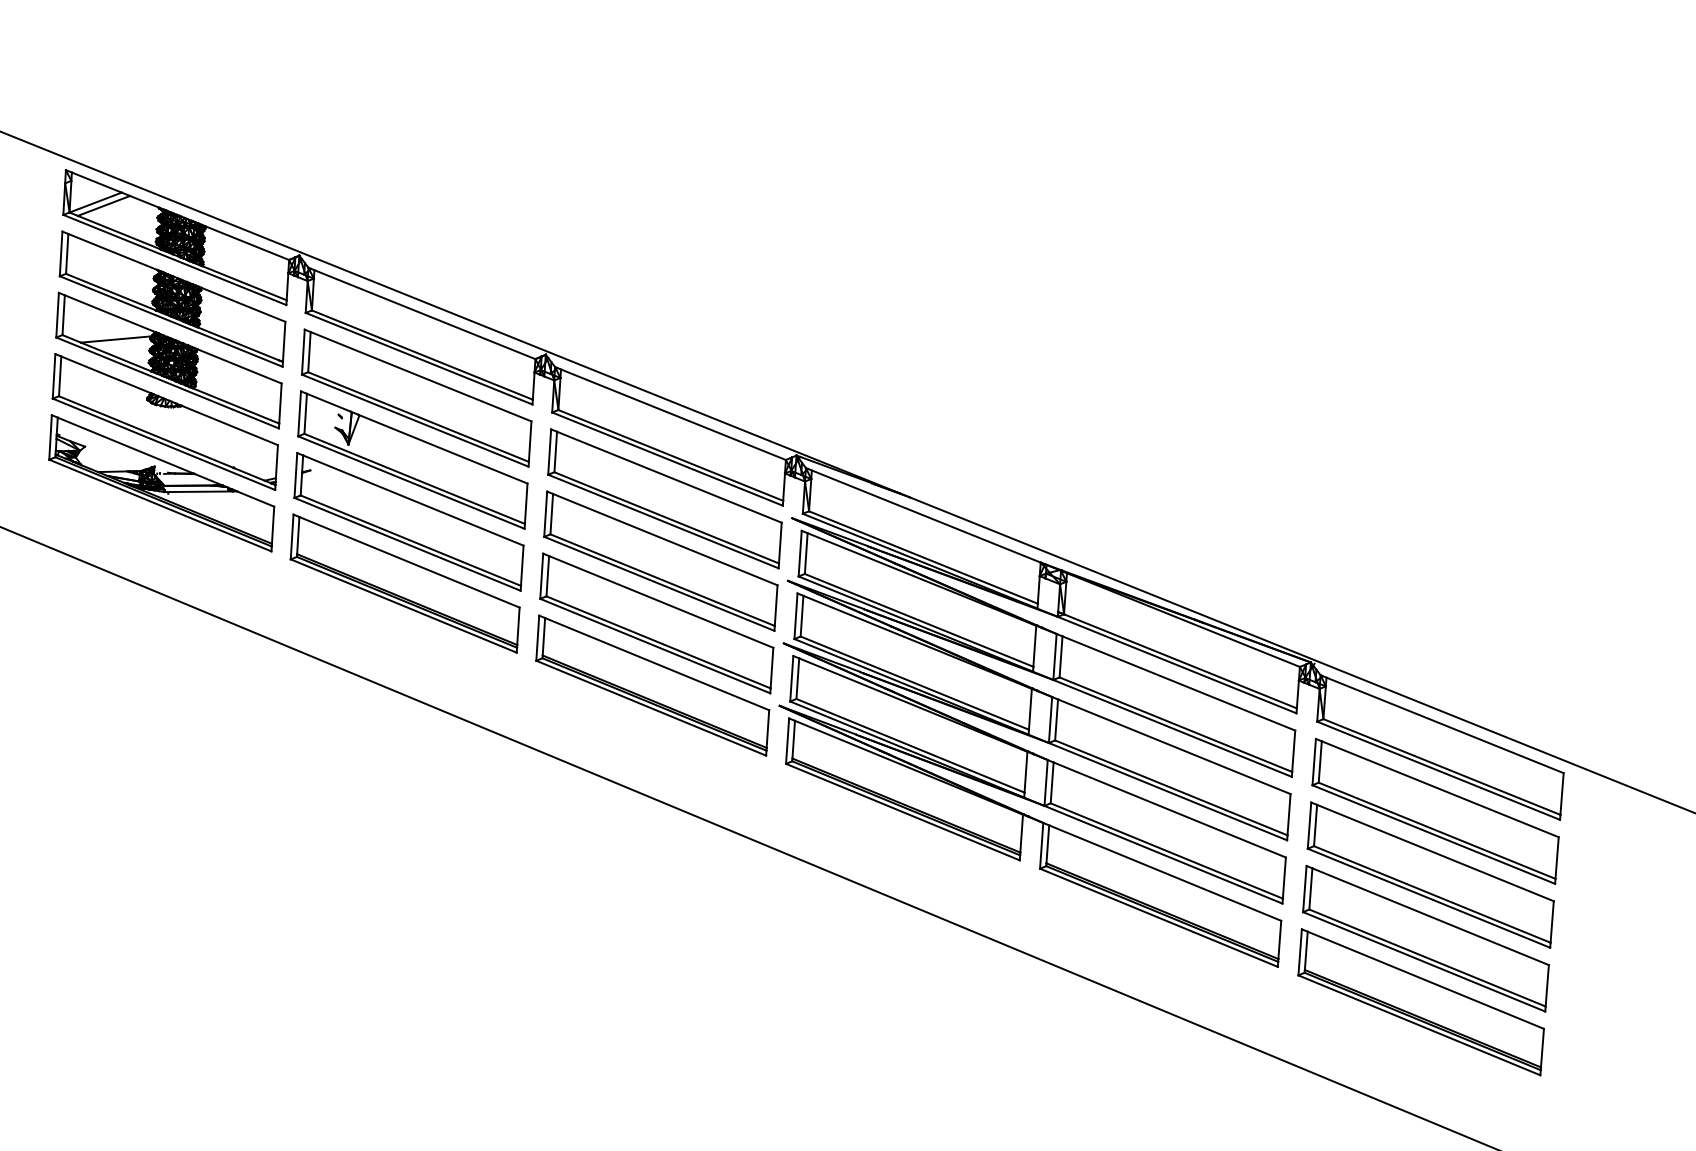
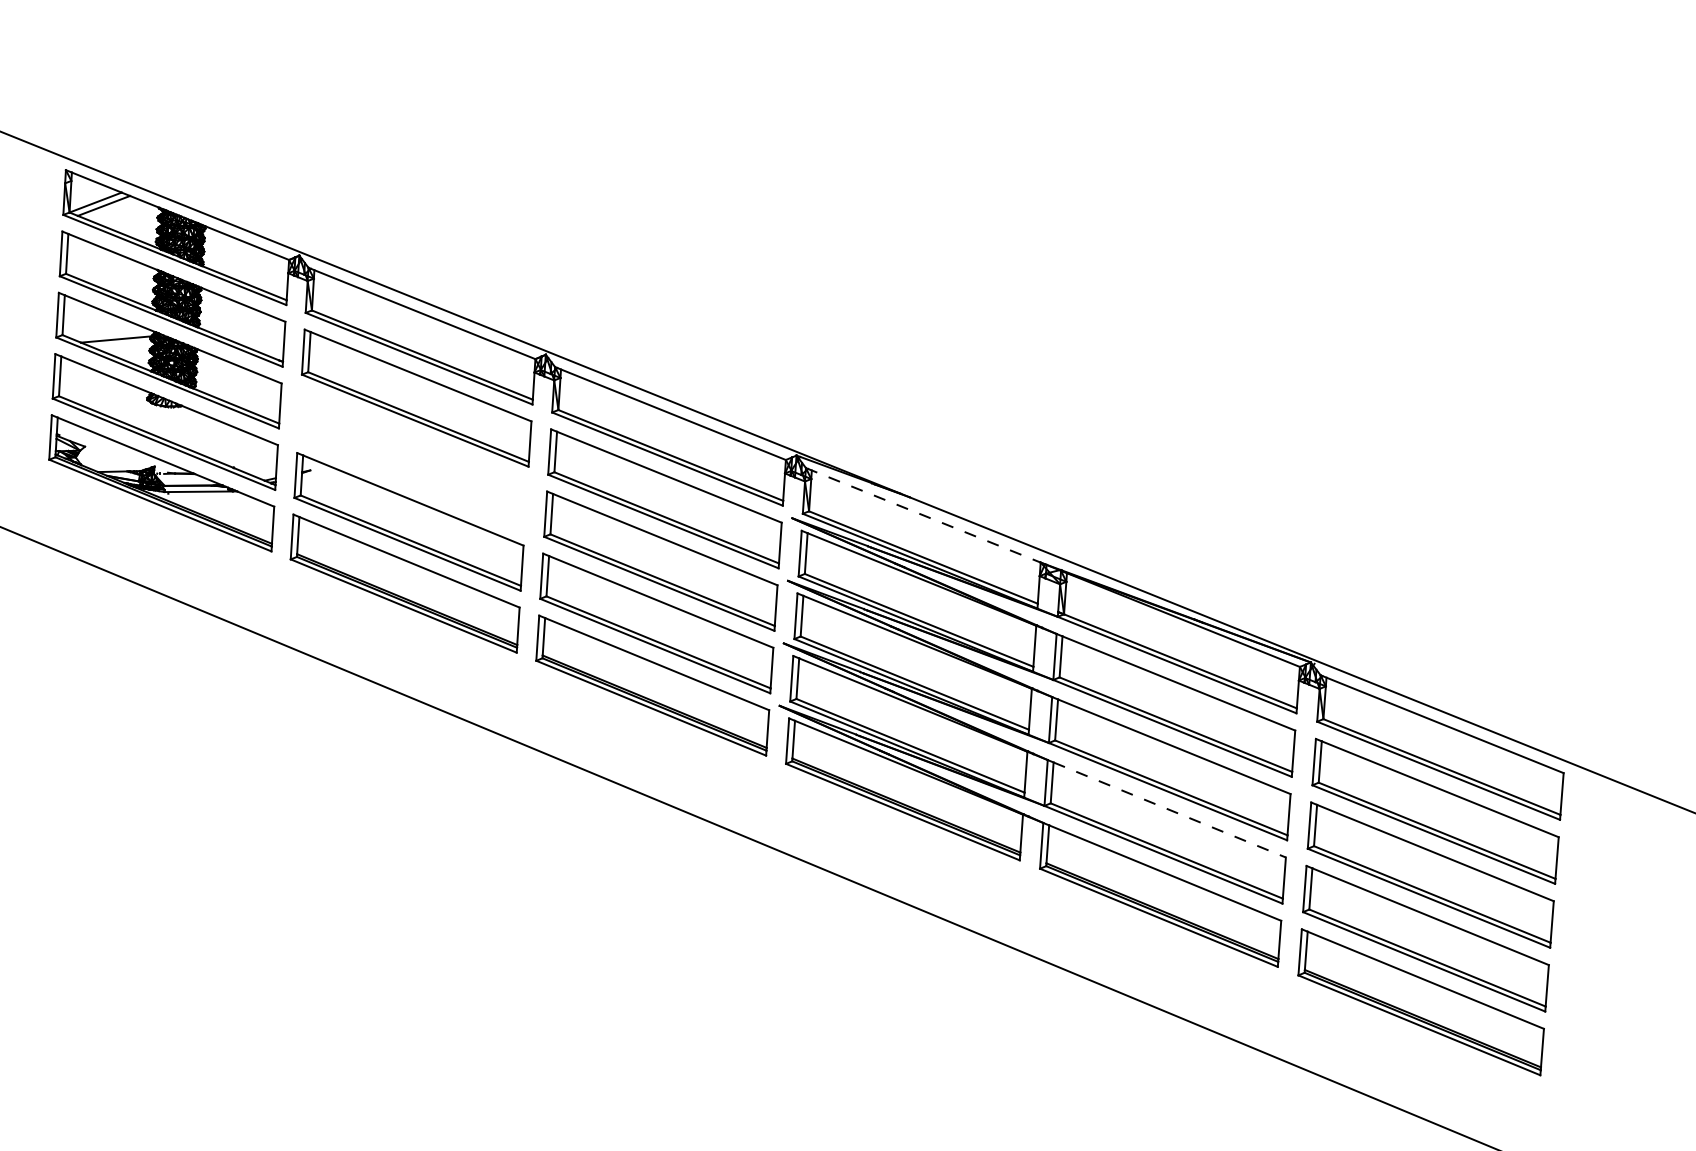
part: present -> none (412, 459)
line: solid -> dashed (923, 515)
line: solid -> dashed (1170, 810)
